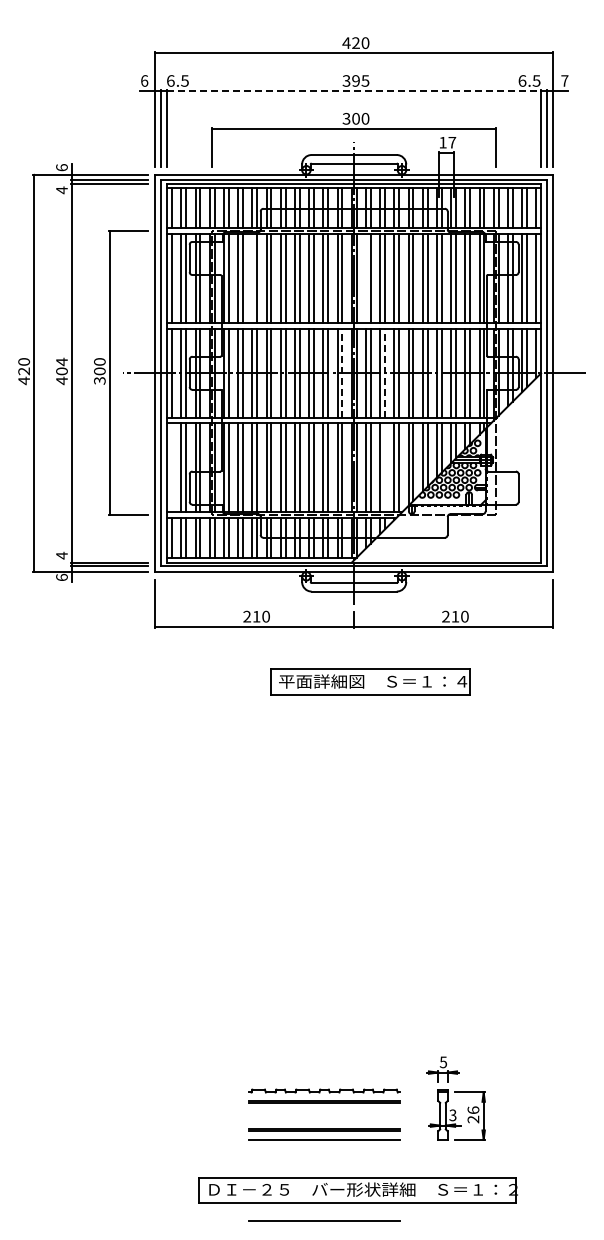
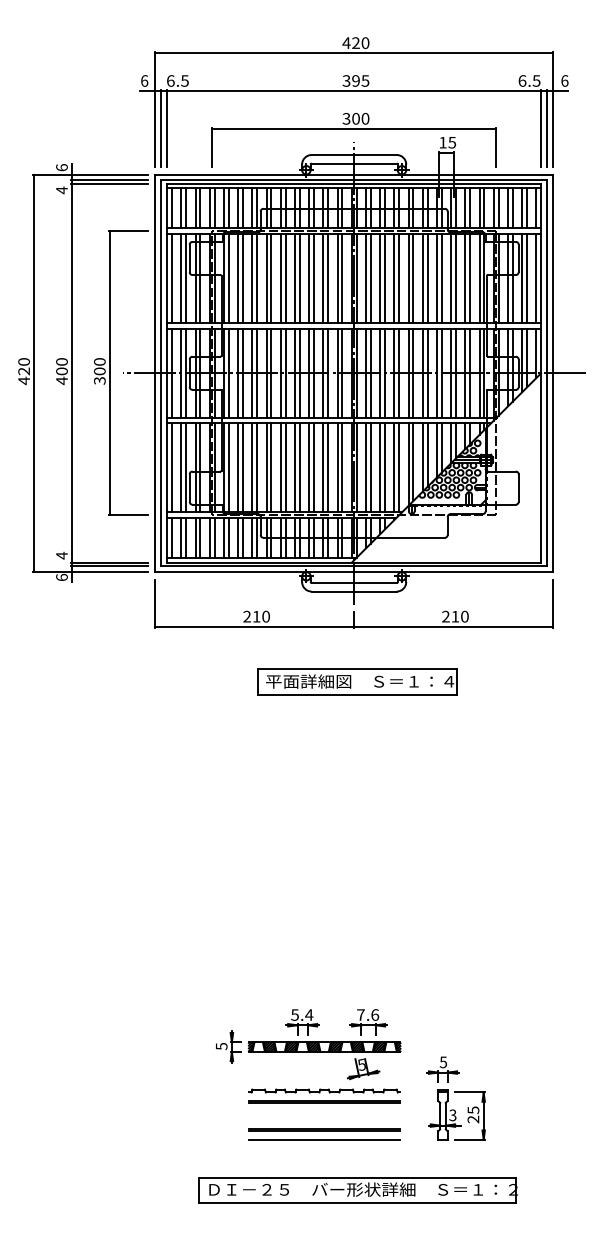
text: 7 -> 6 (564, 80)
line: dashed -> solid (354, 91)
text: 17 -> 15 (452, 142)
line: none -> present (252, 278)
line: none -> present (366, 278)
text: 404 -> 400 (61, 361)
line: dashed -> solid (342, 372)
line: dashed -> solid (384, 372)
line: none -> present (171, 467)
line: none -> present (384, 467)
part position: (370, 681) -> (357, 681) (357, 681)
part: none -> present (308, 1044)
text: 26 -> 25 (473, 1110)
line: present -> none (324, 1220)
